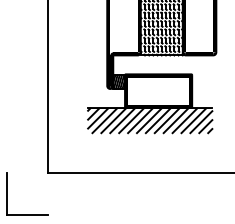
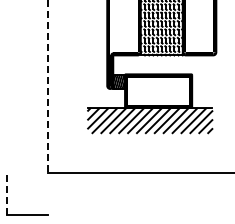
line: solid -> dashed (48, 86)
line: solid -> dashed (6, 193)
